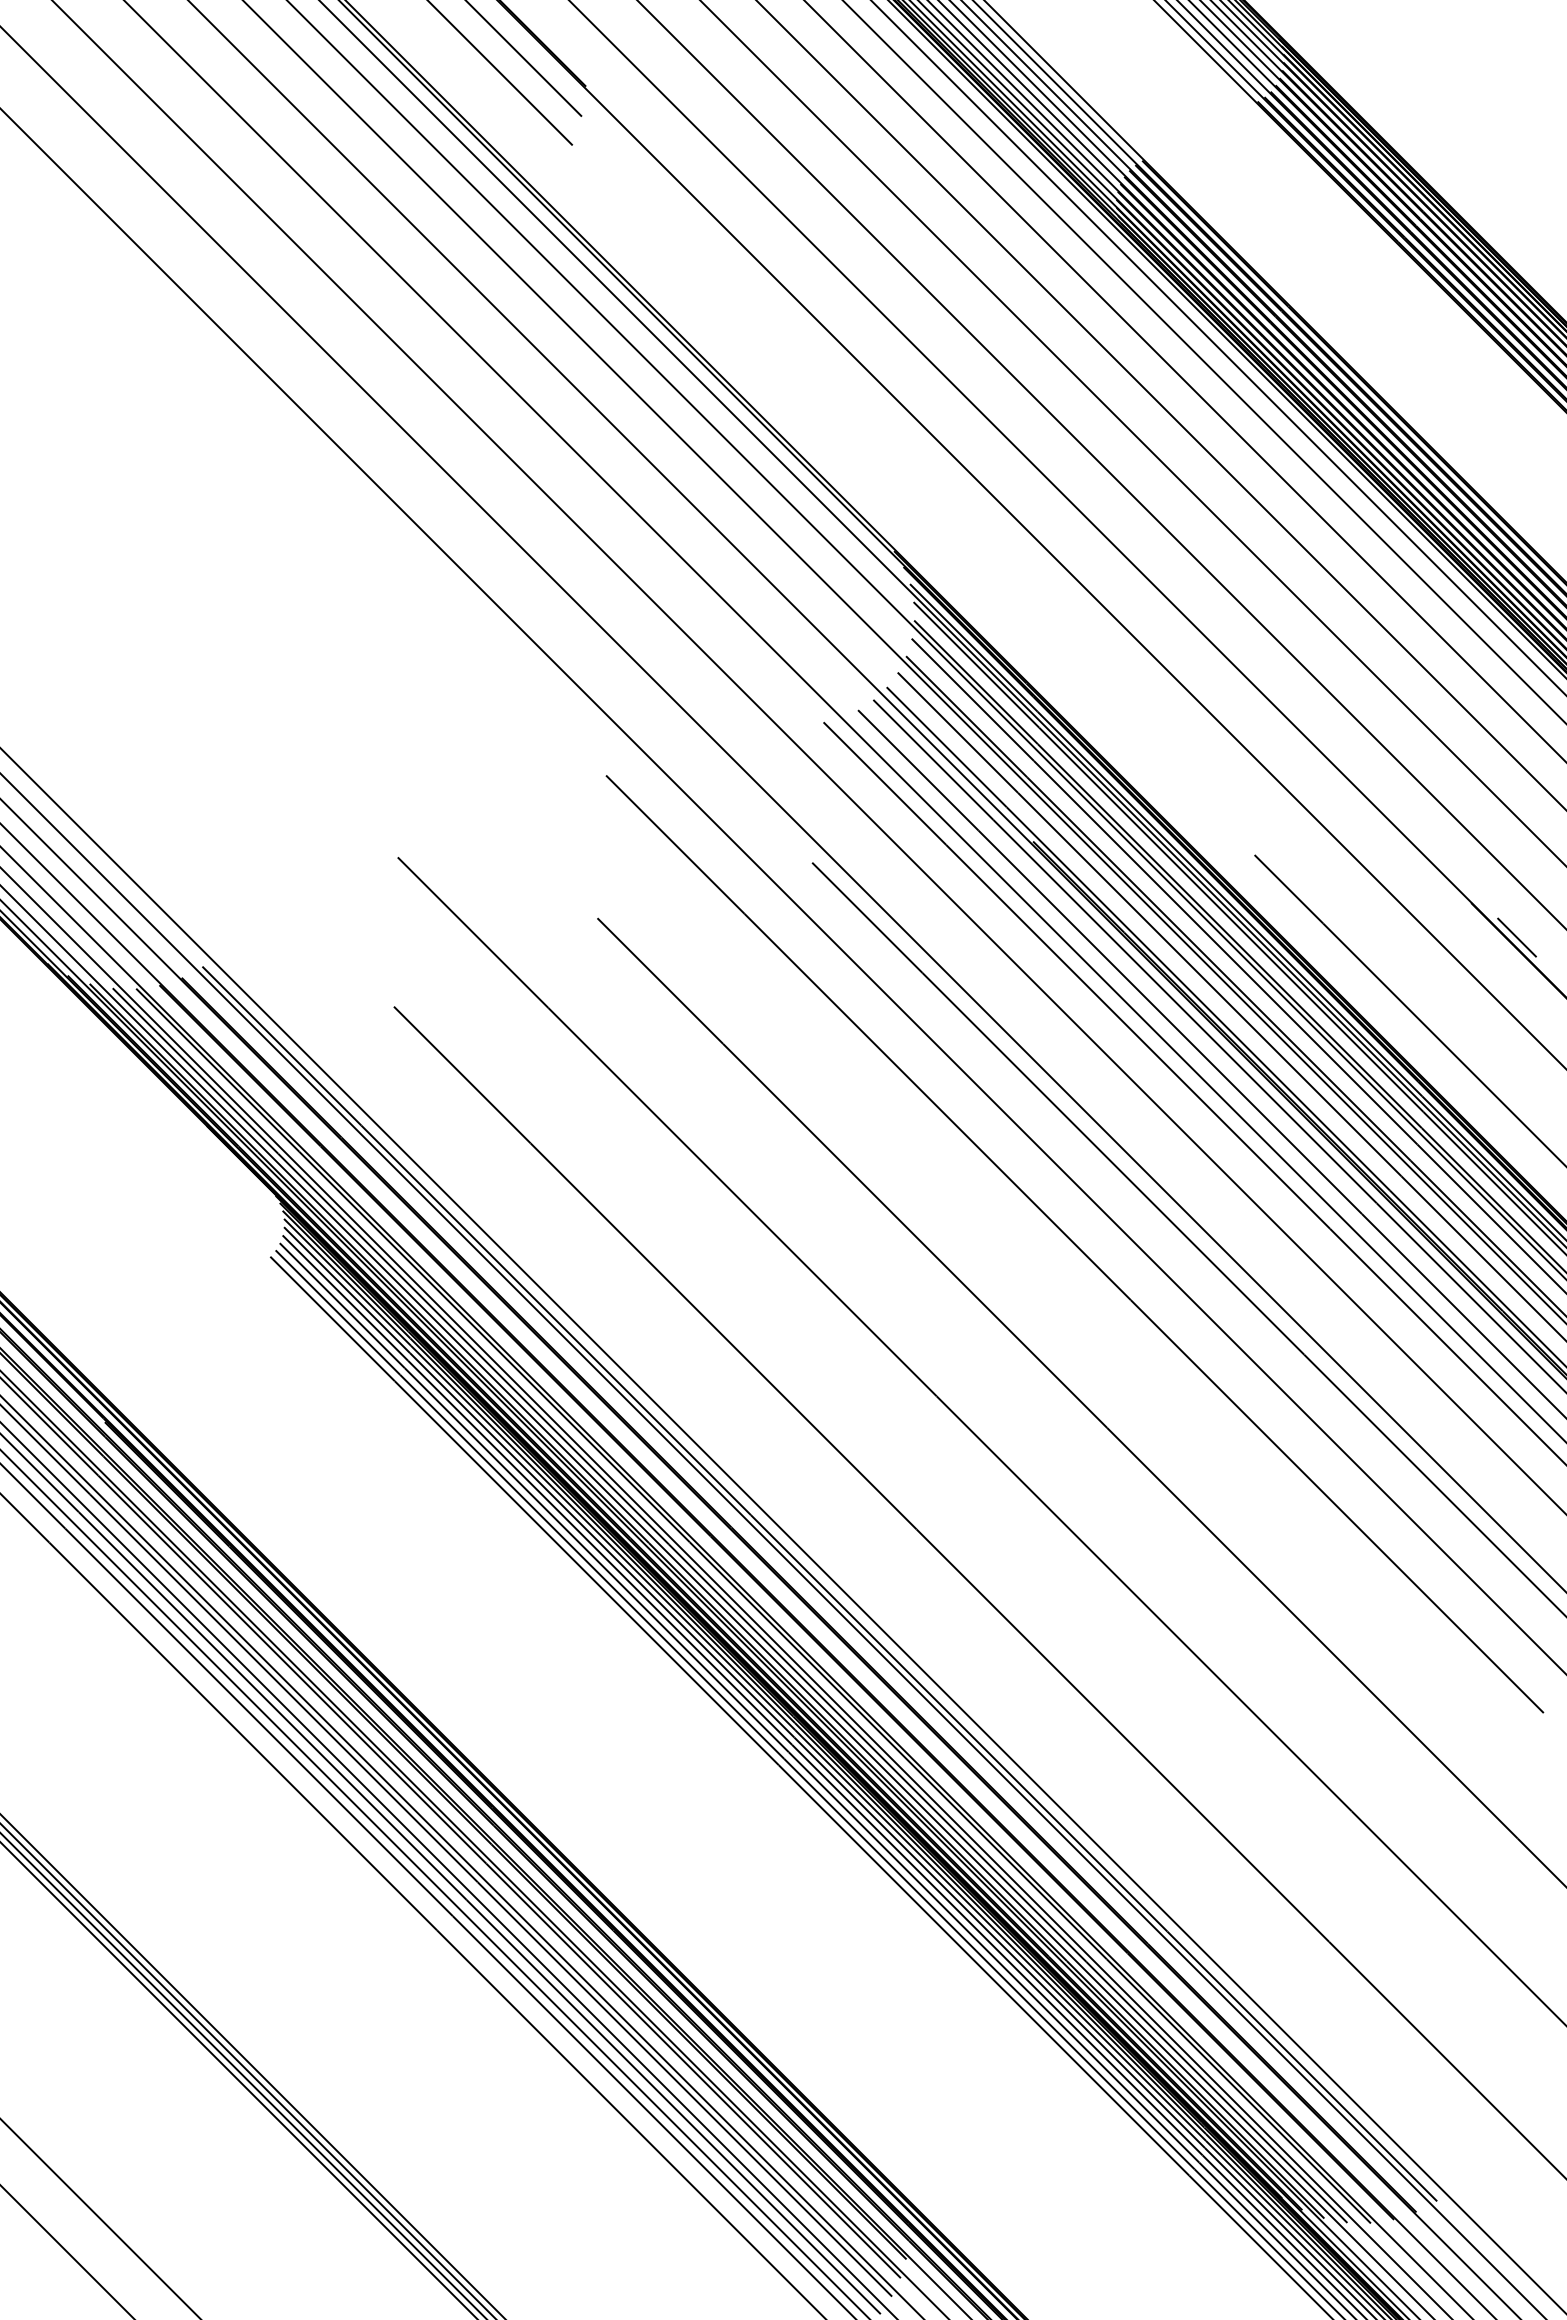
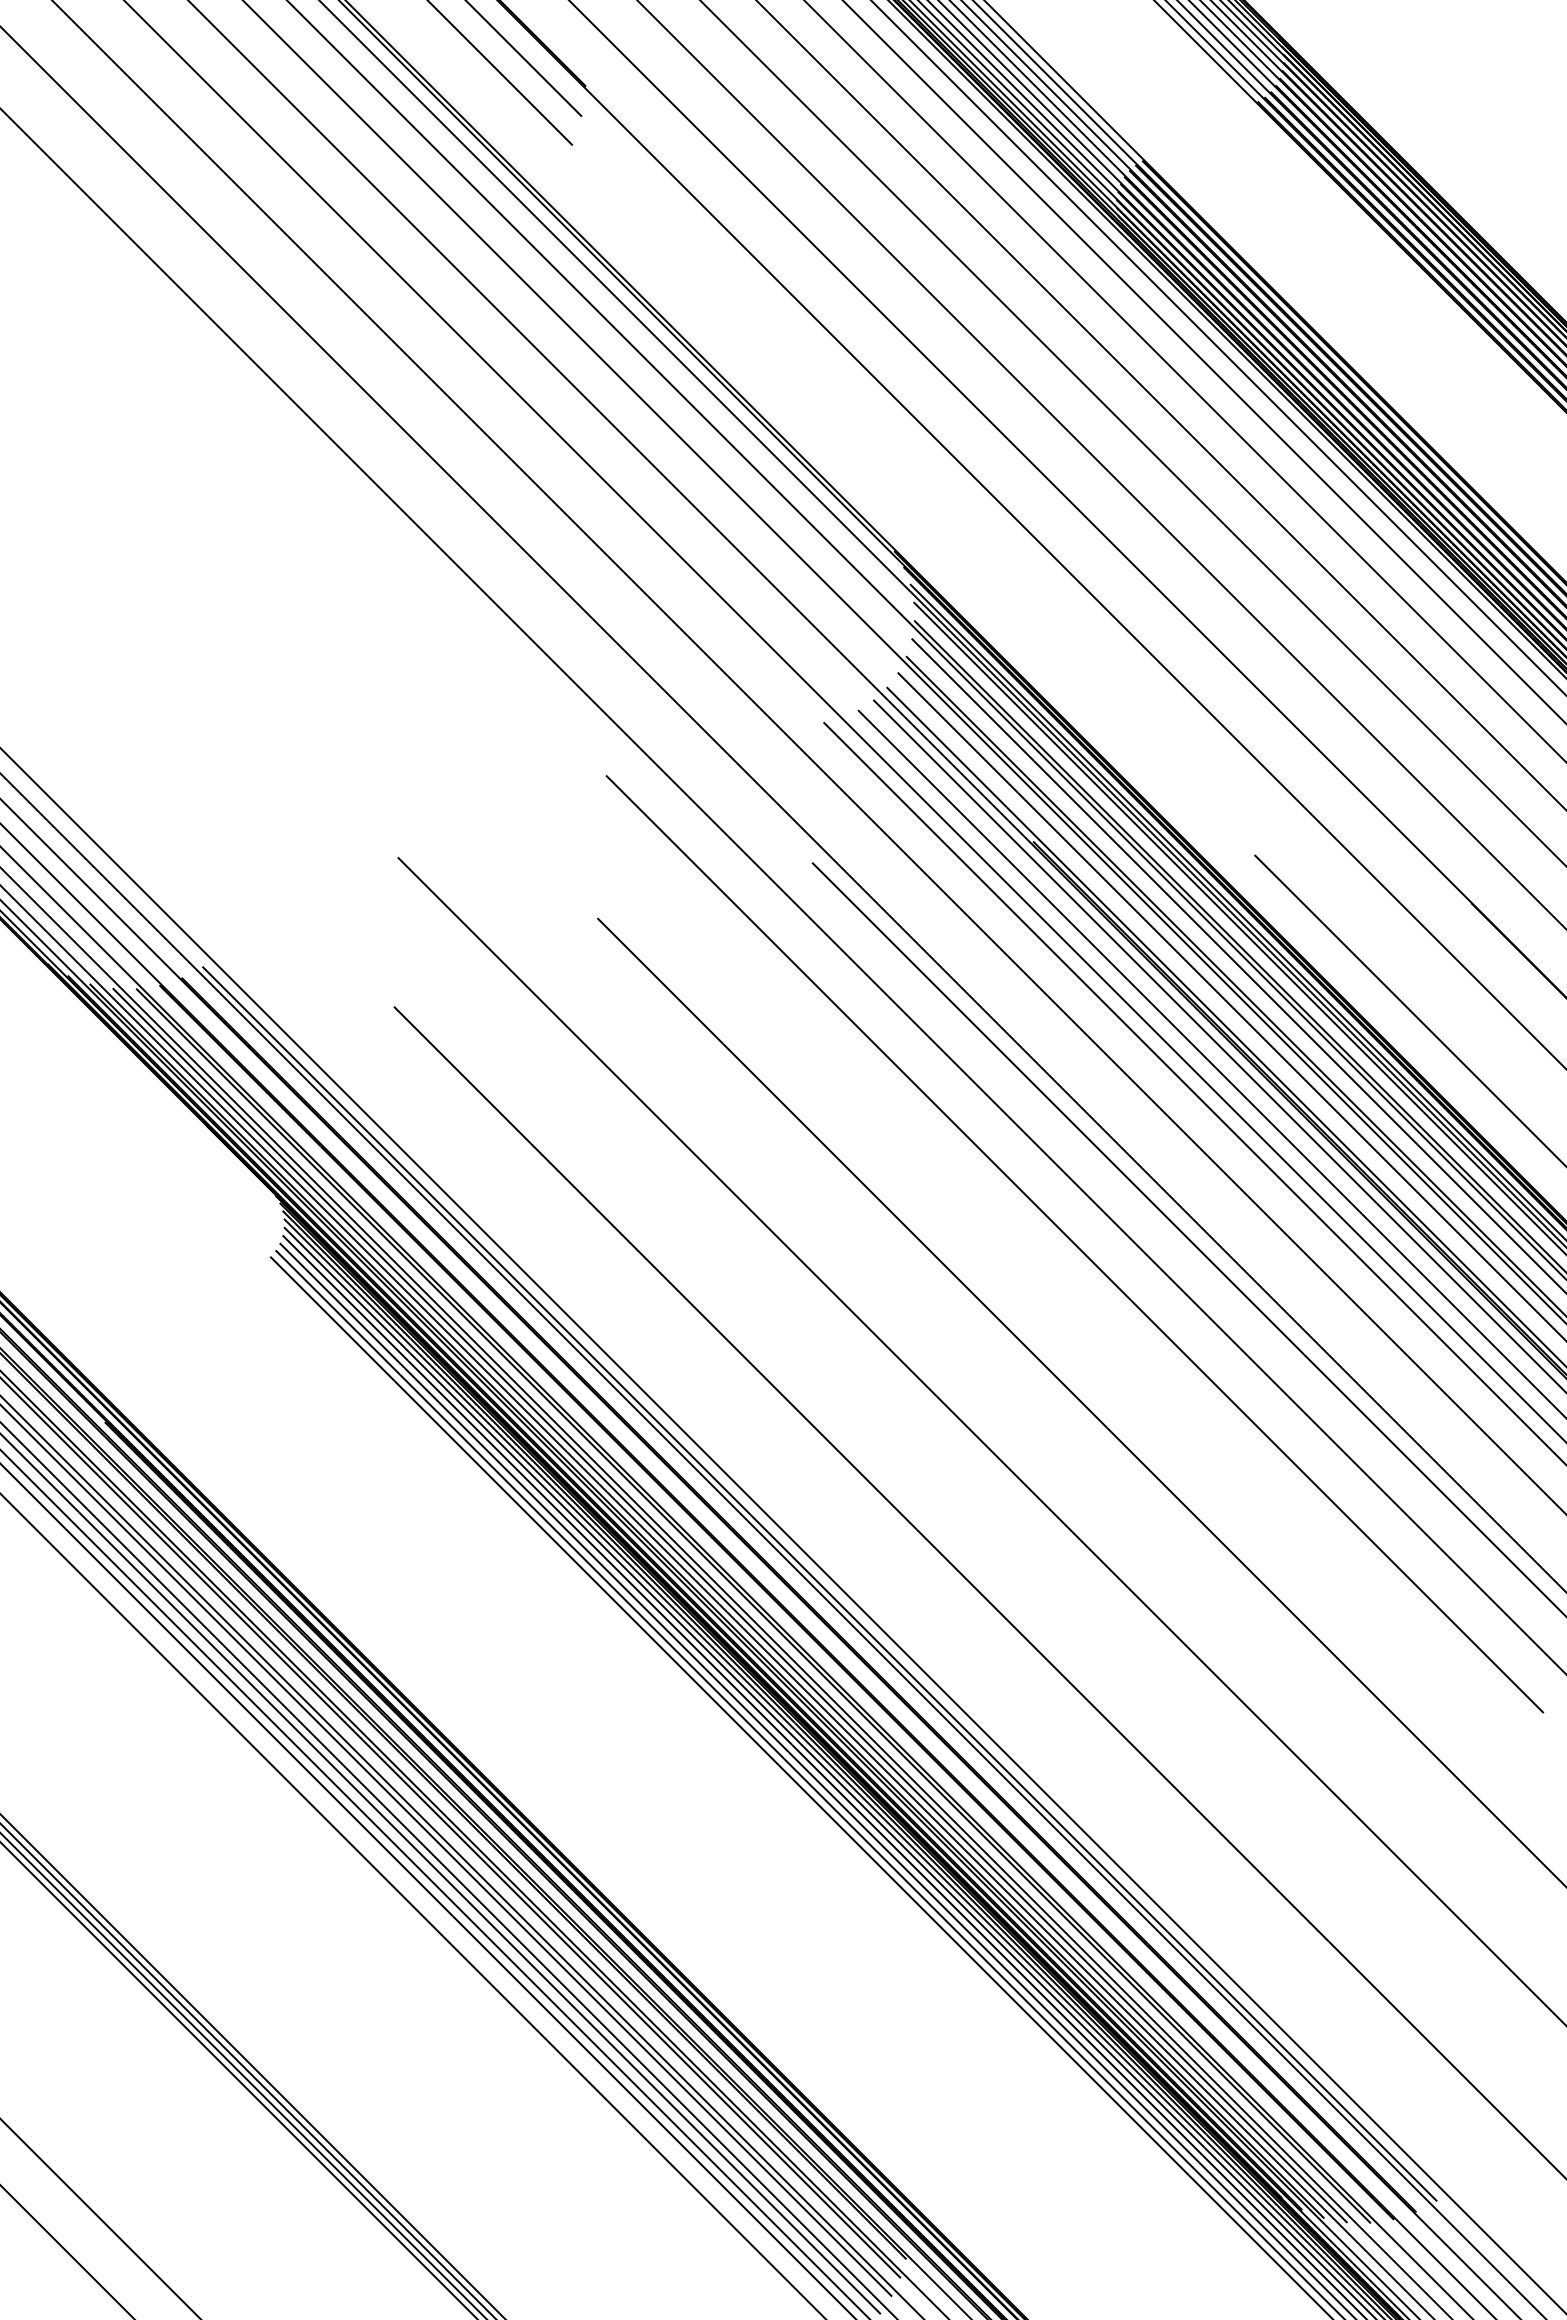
line: present -> none (1516, 937)
